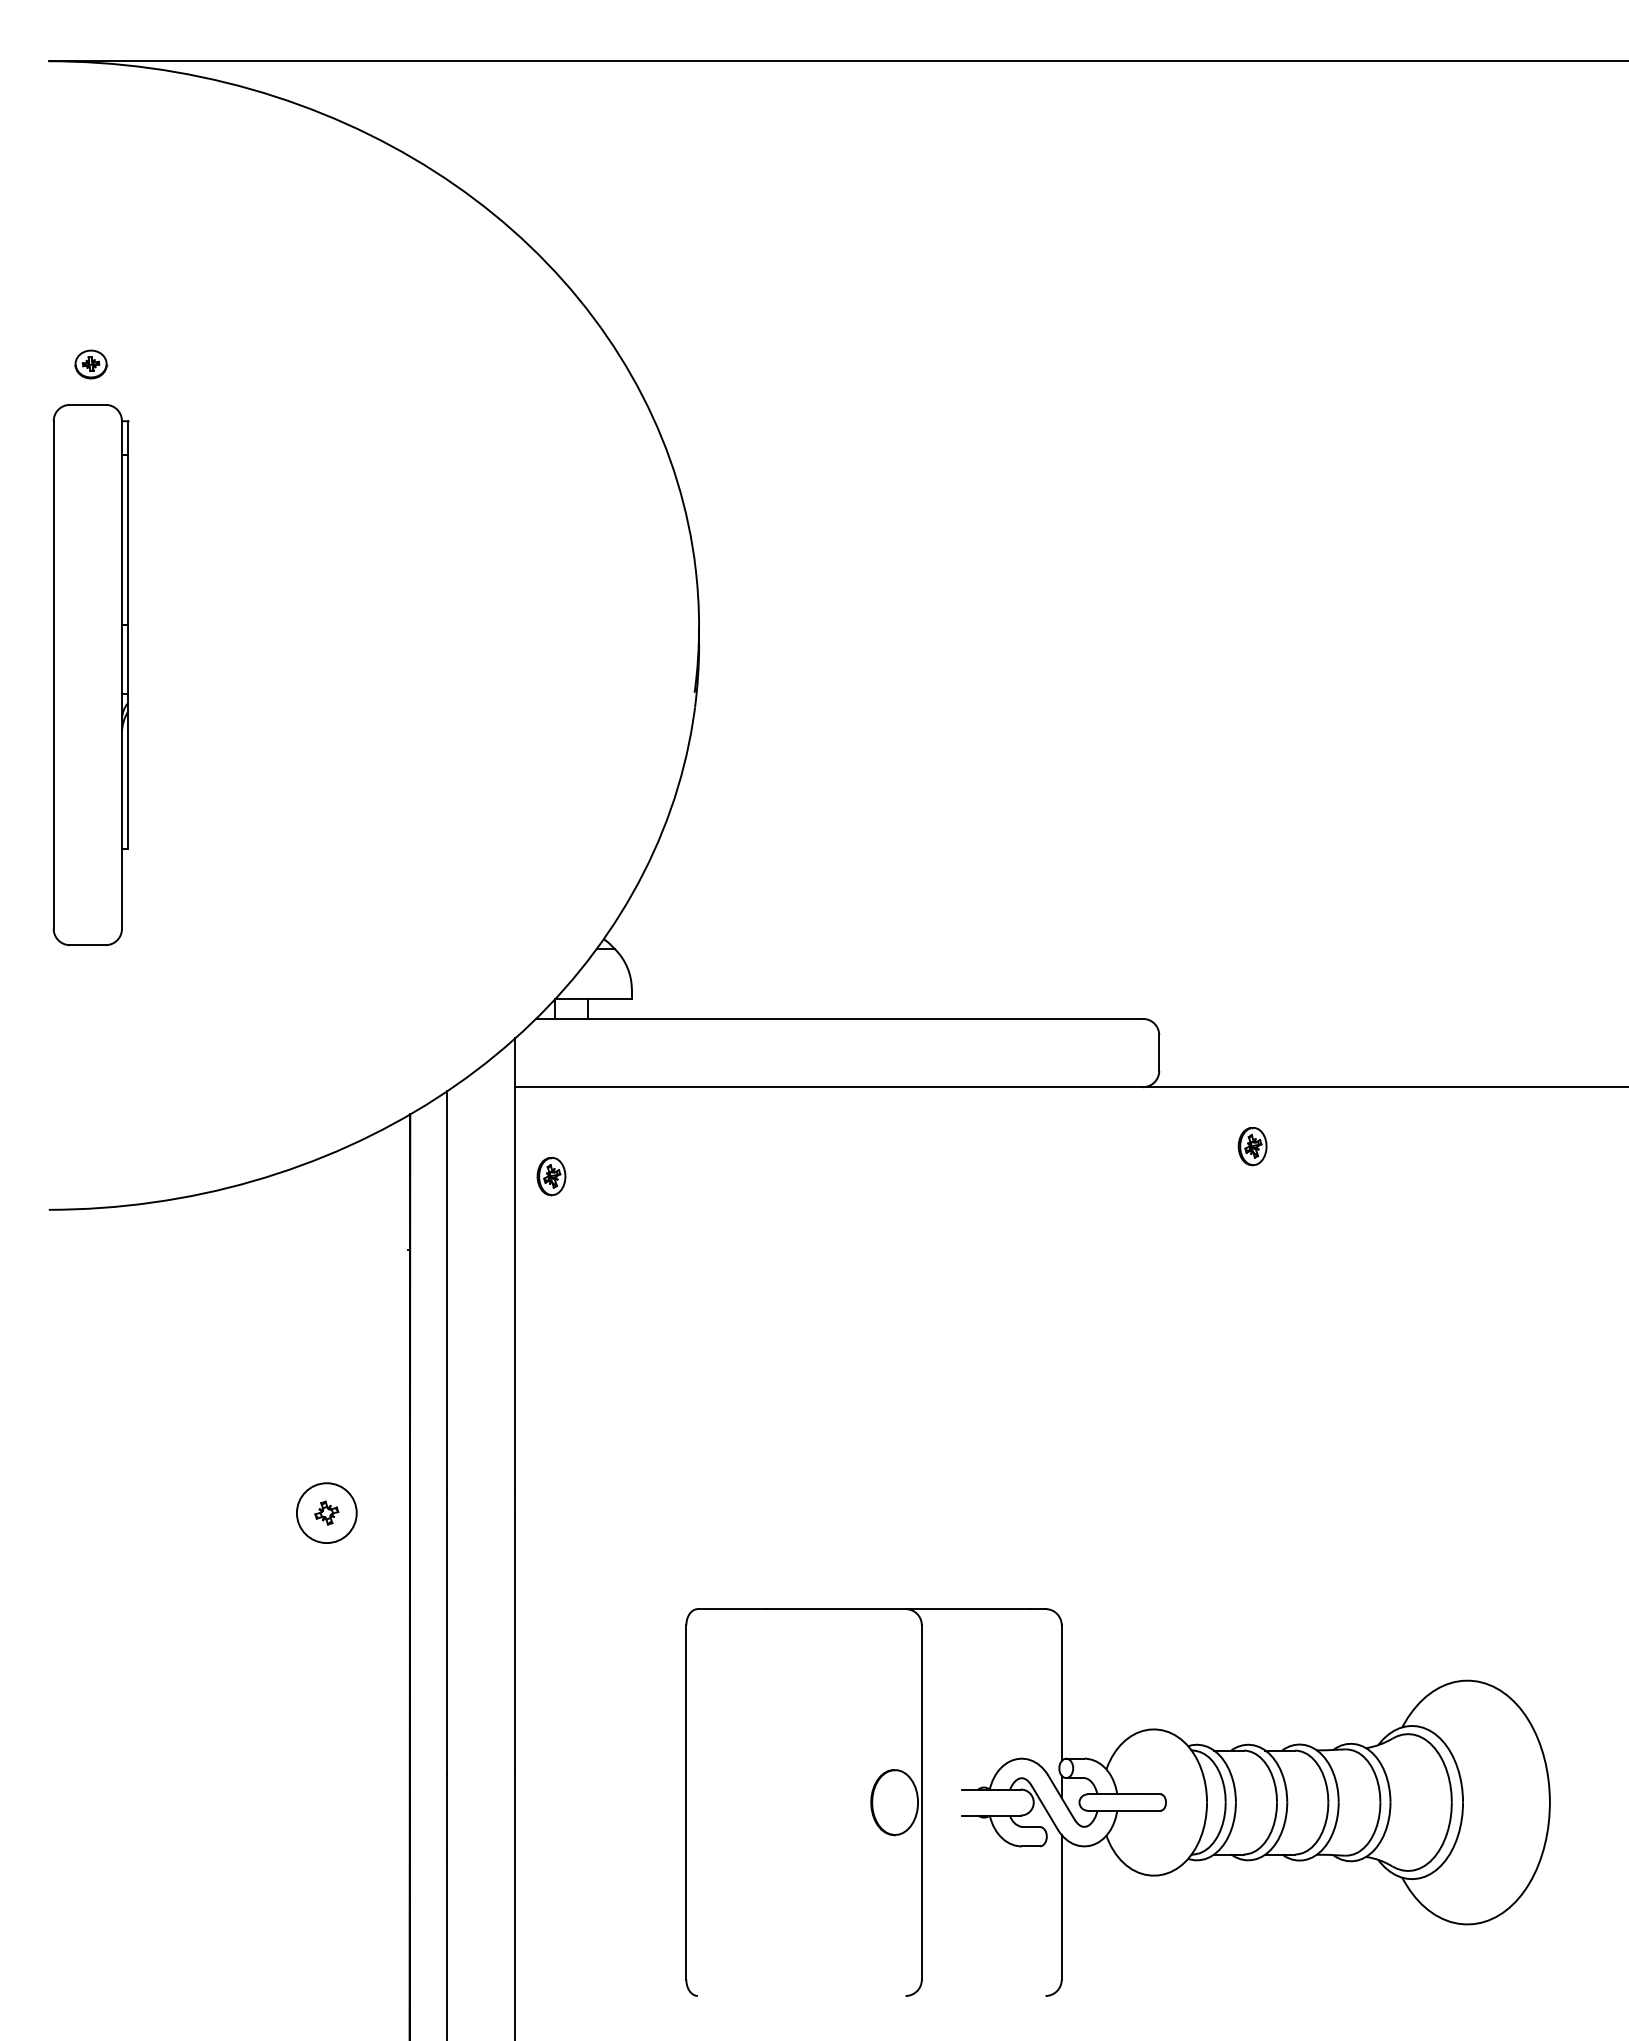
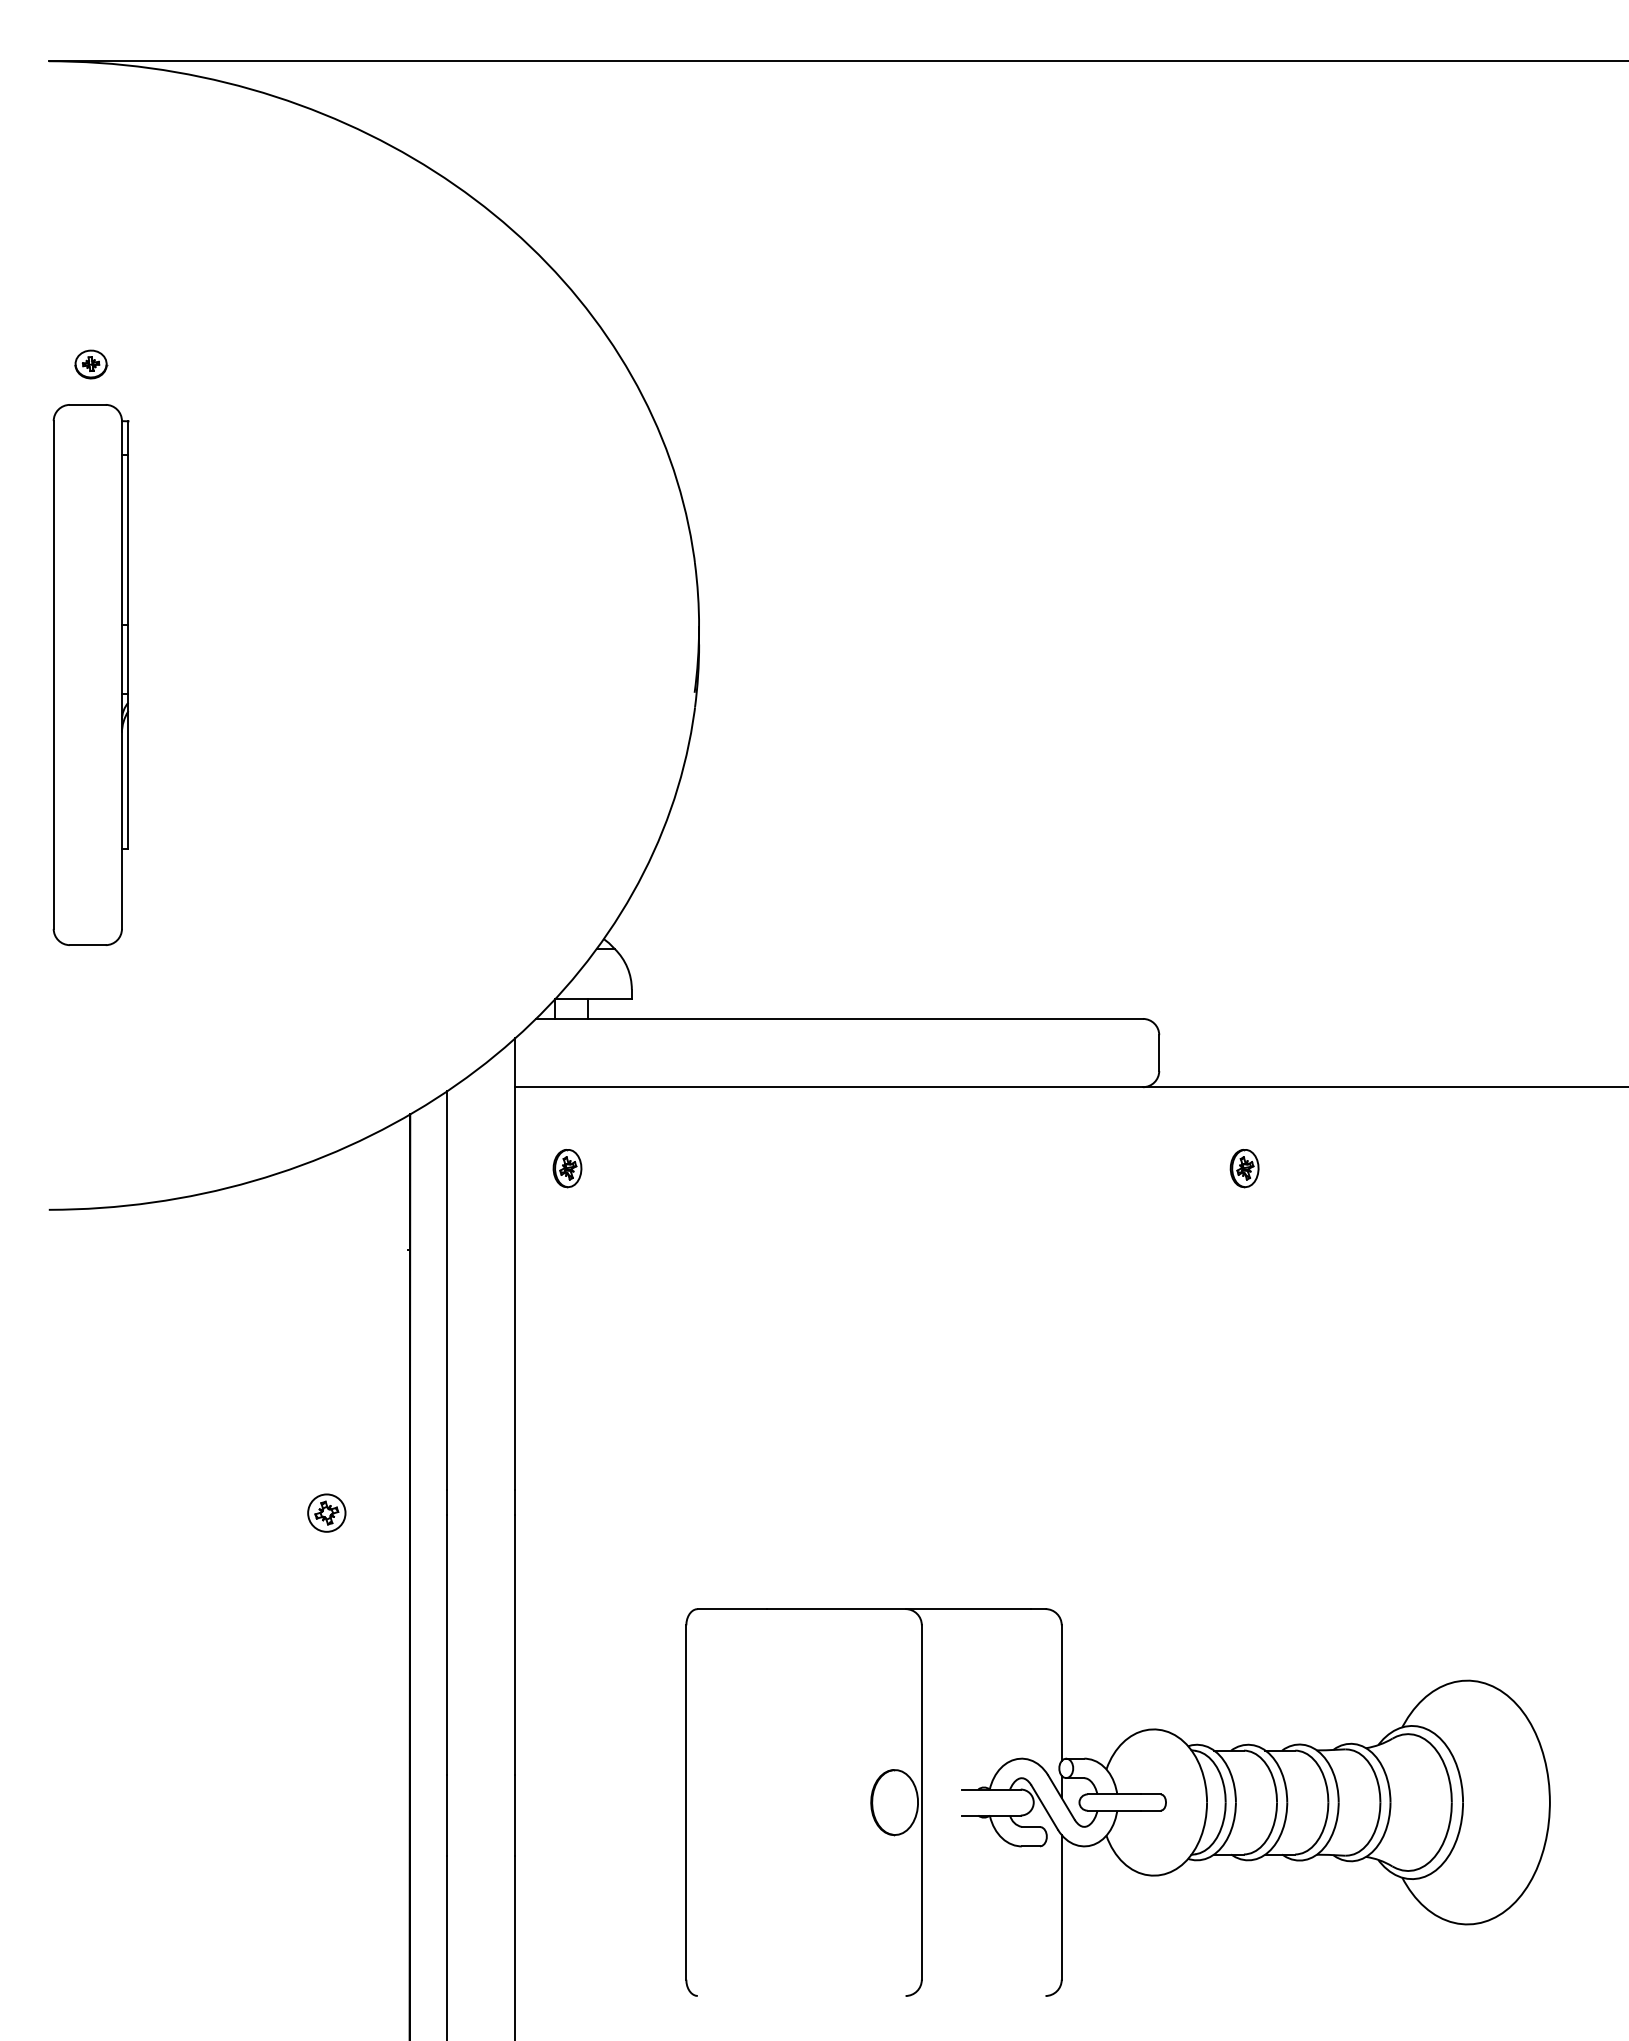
part position: (1252, 1146) -> (1244, 1168) (1244, 1168)
part position: (551, 1176) -> (567, 1168) (567, 1168)
circle diameter: 60 px -> 37 px (326, 1512)
